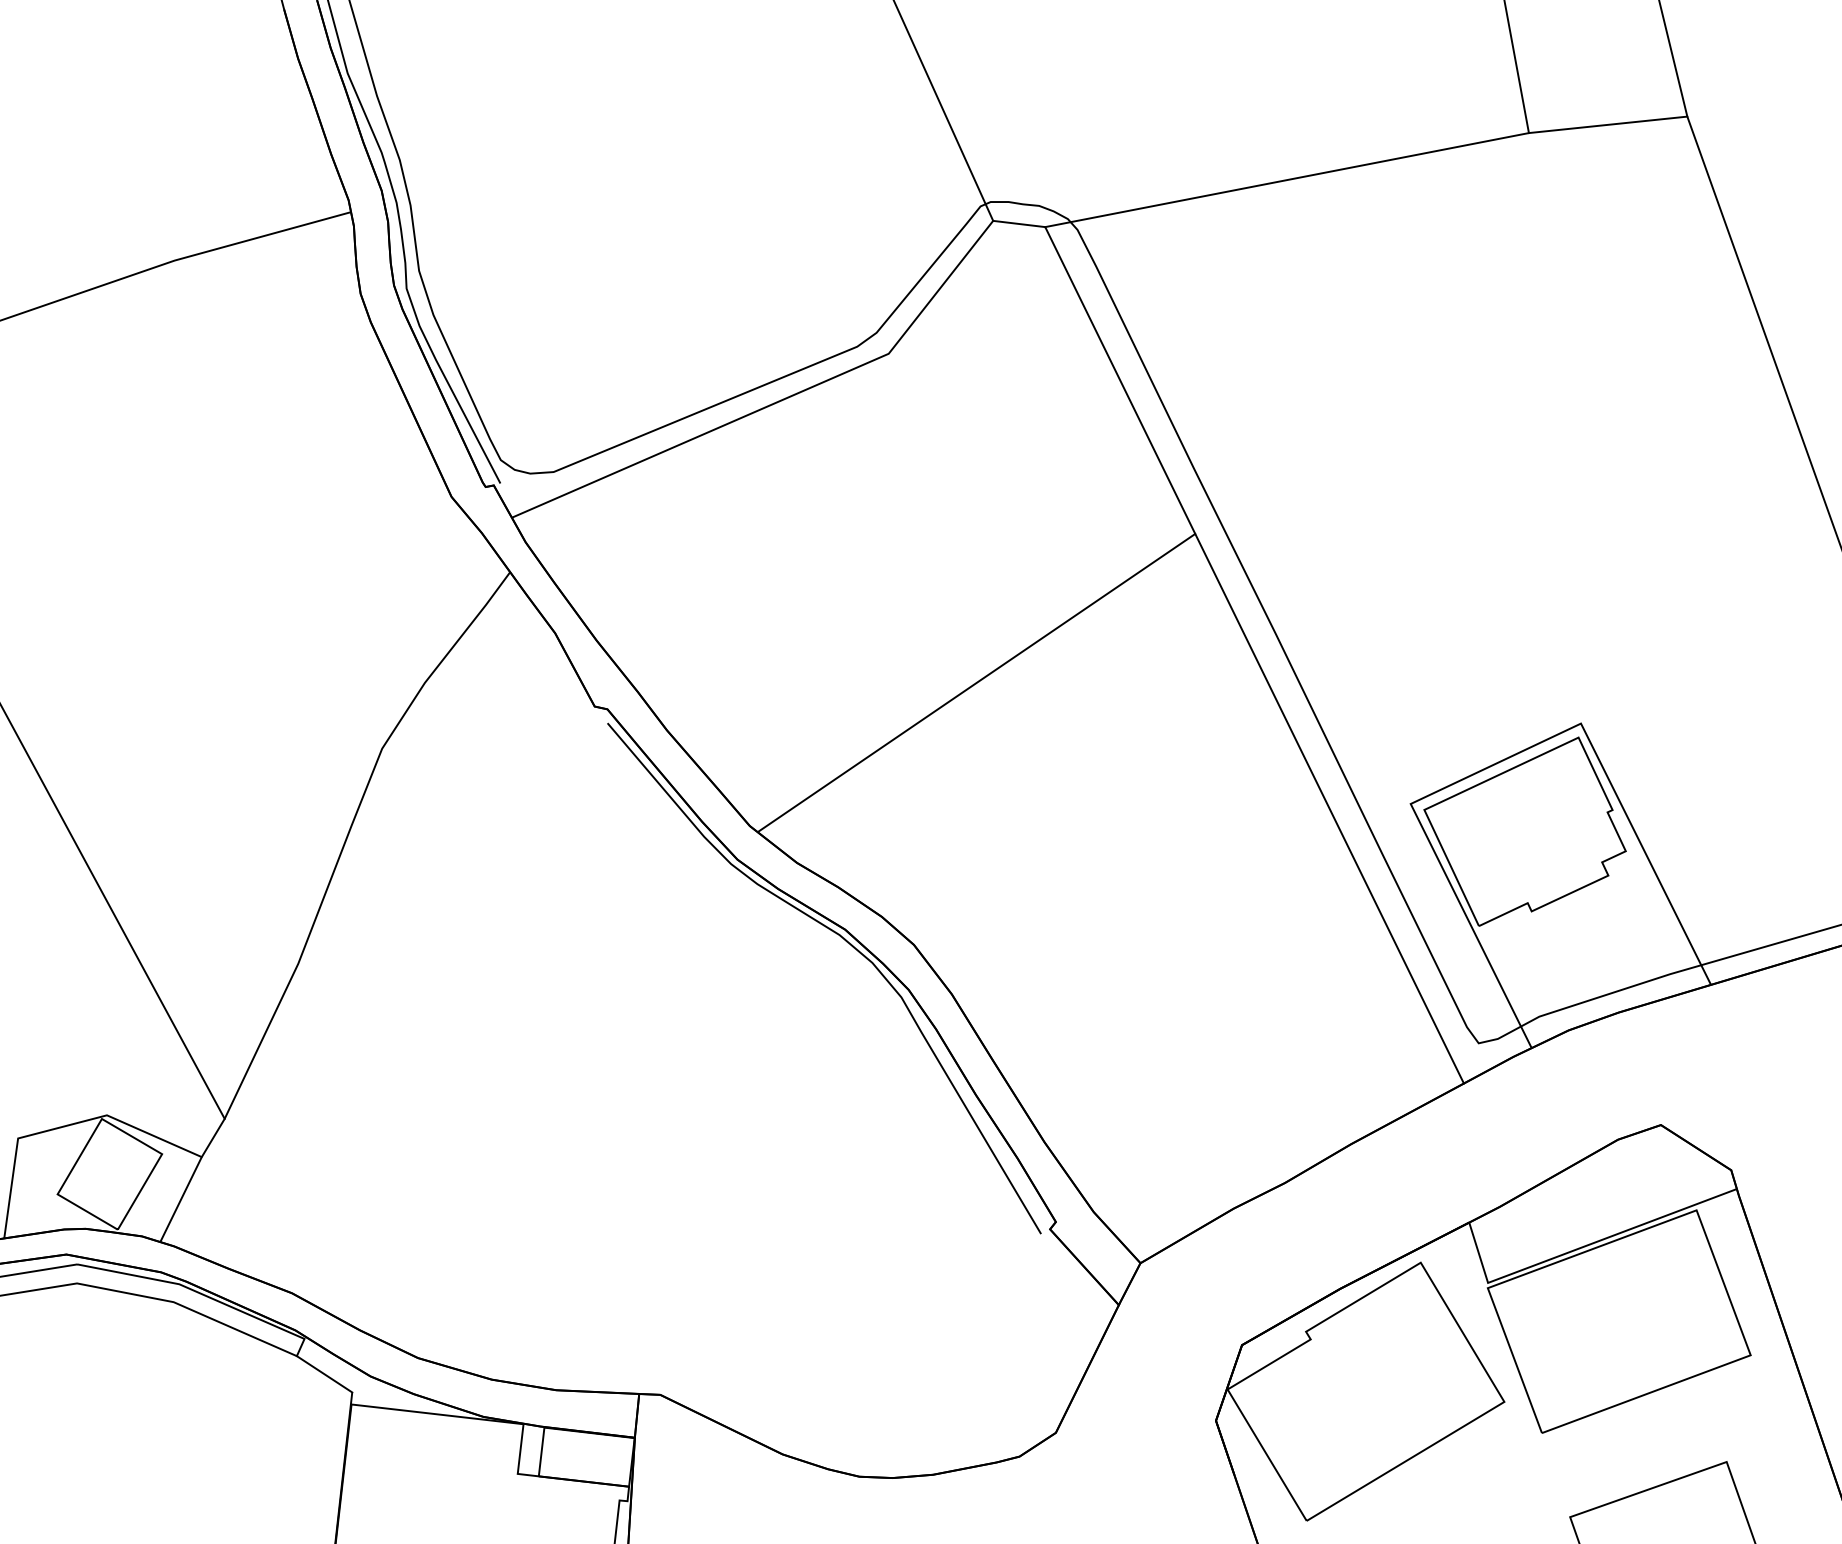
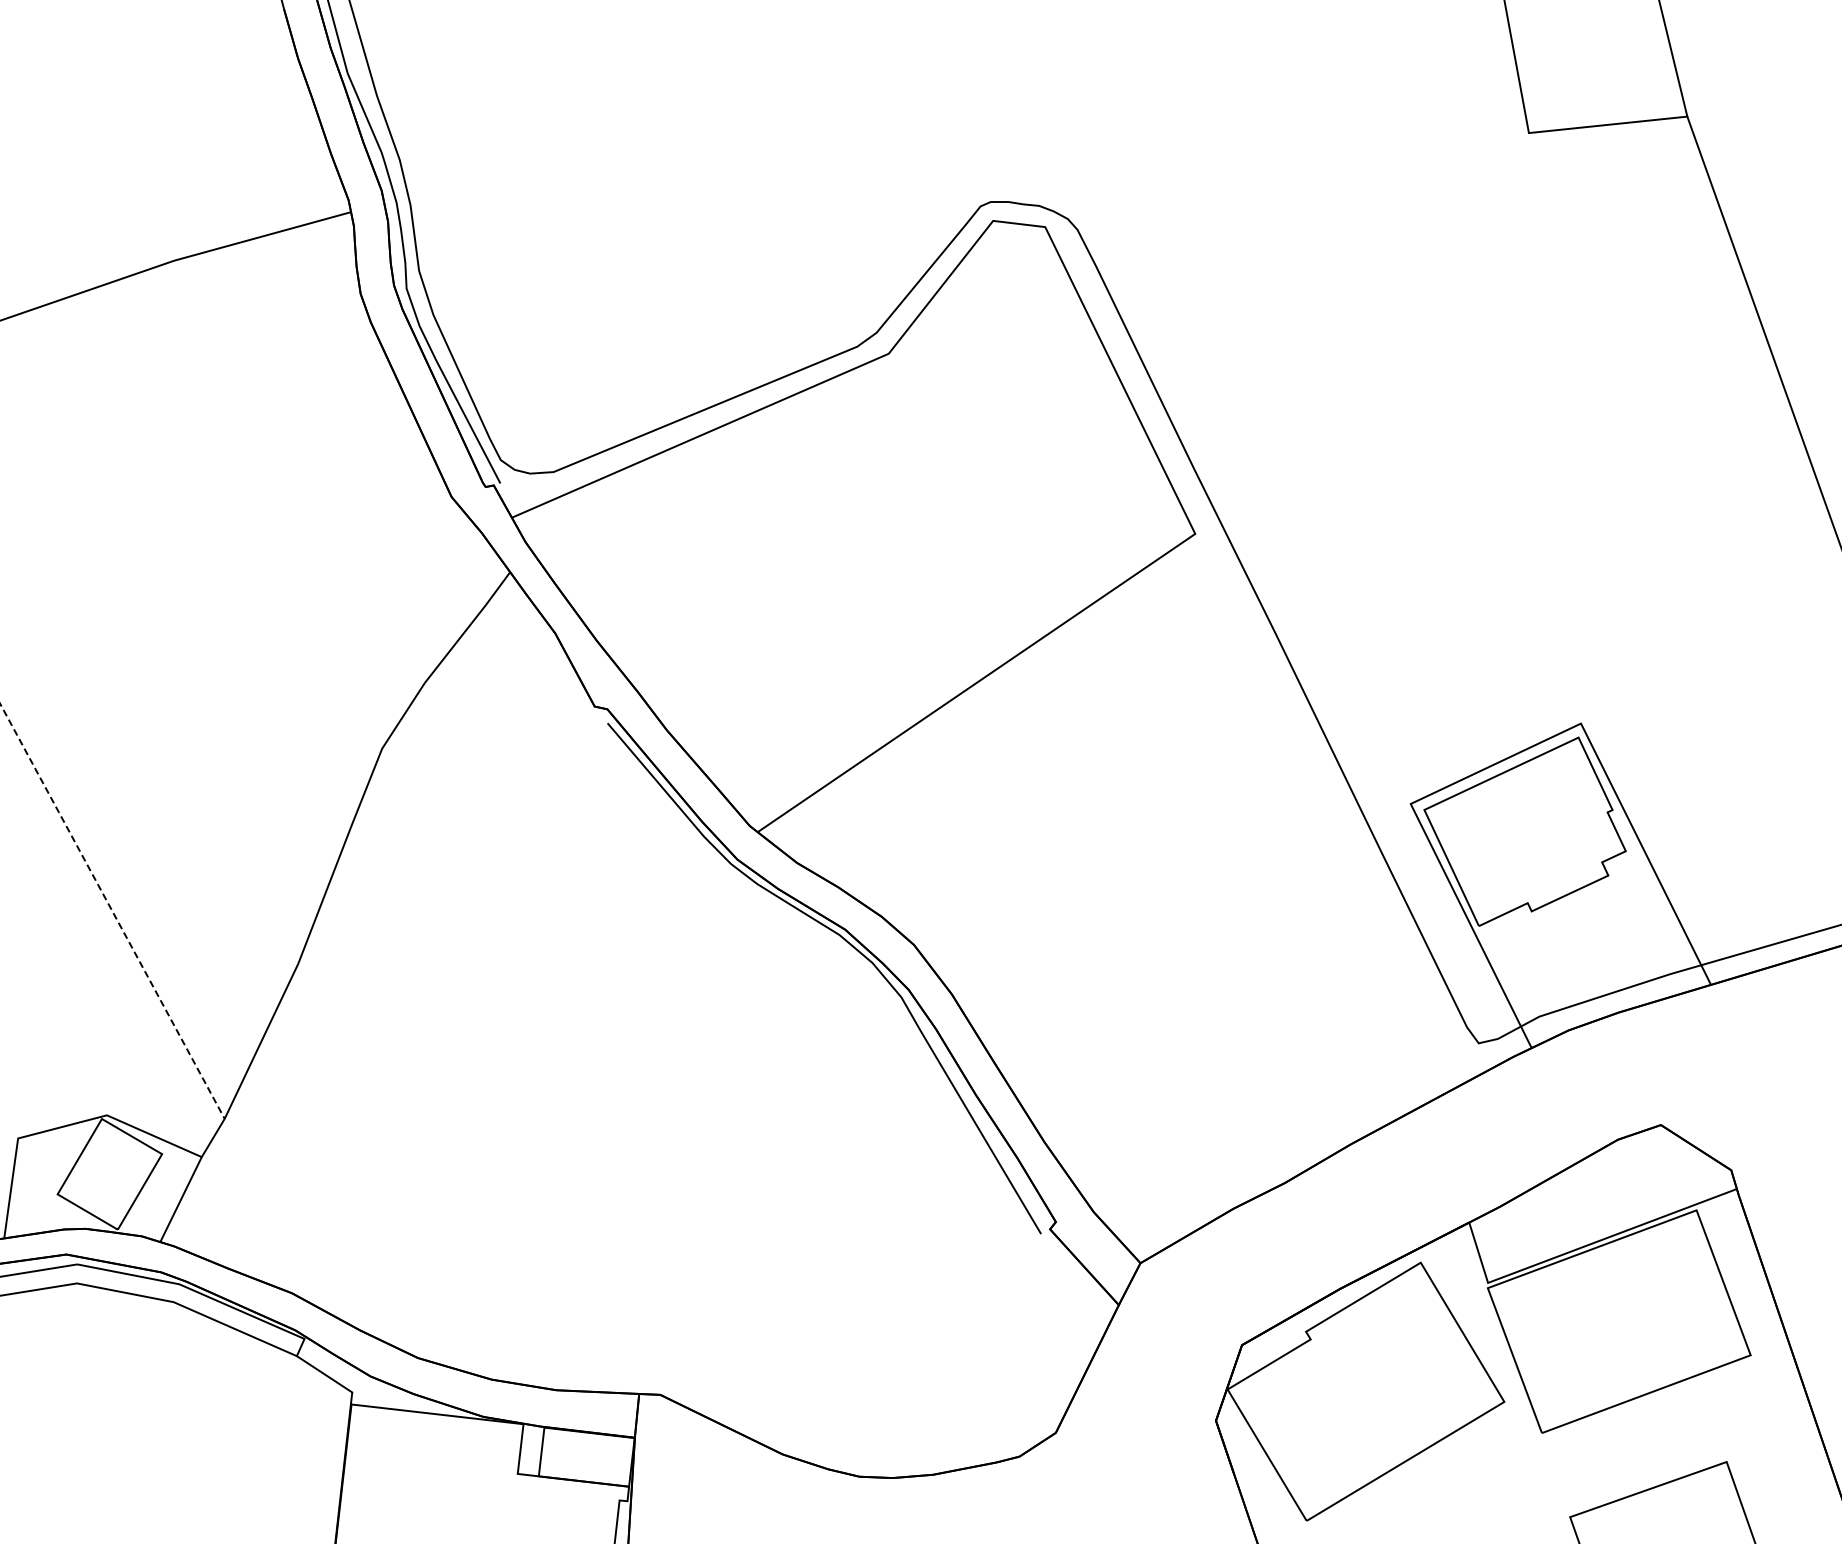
line: present -> none (943, 111)
line: present -> none (1286, 180)
line: present -> none (1329, 808)
line: solid -> dashed (112, 911)
